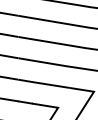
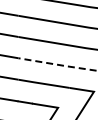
line: solid -> dashed (58, 64)
